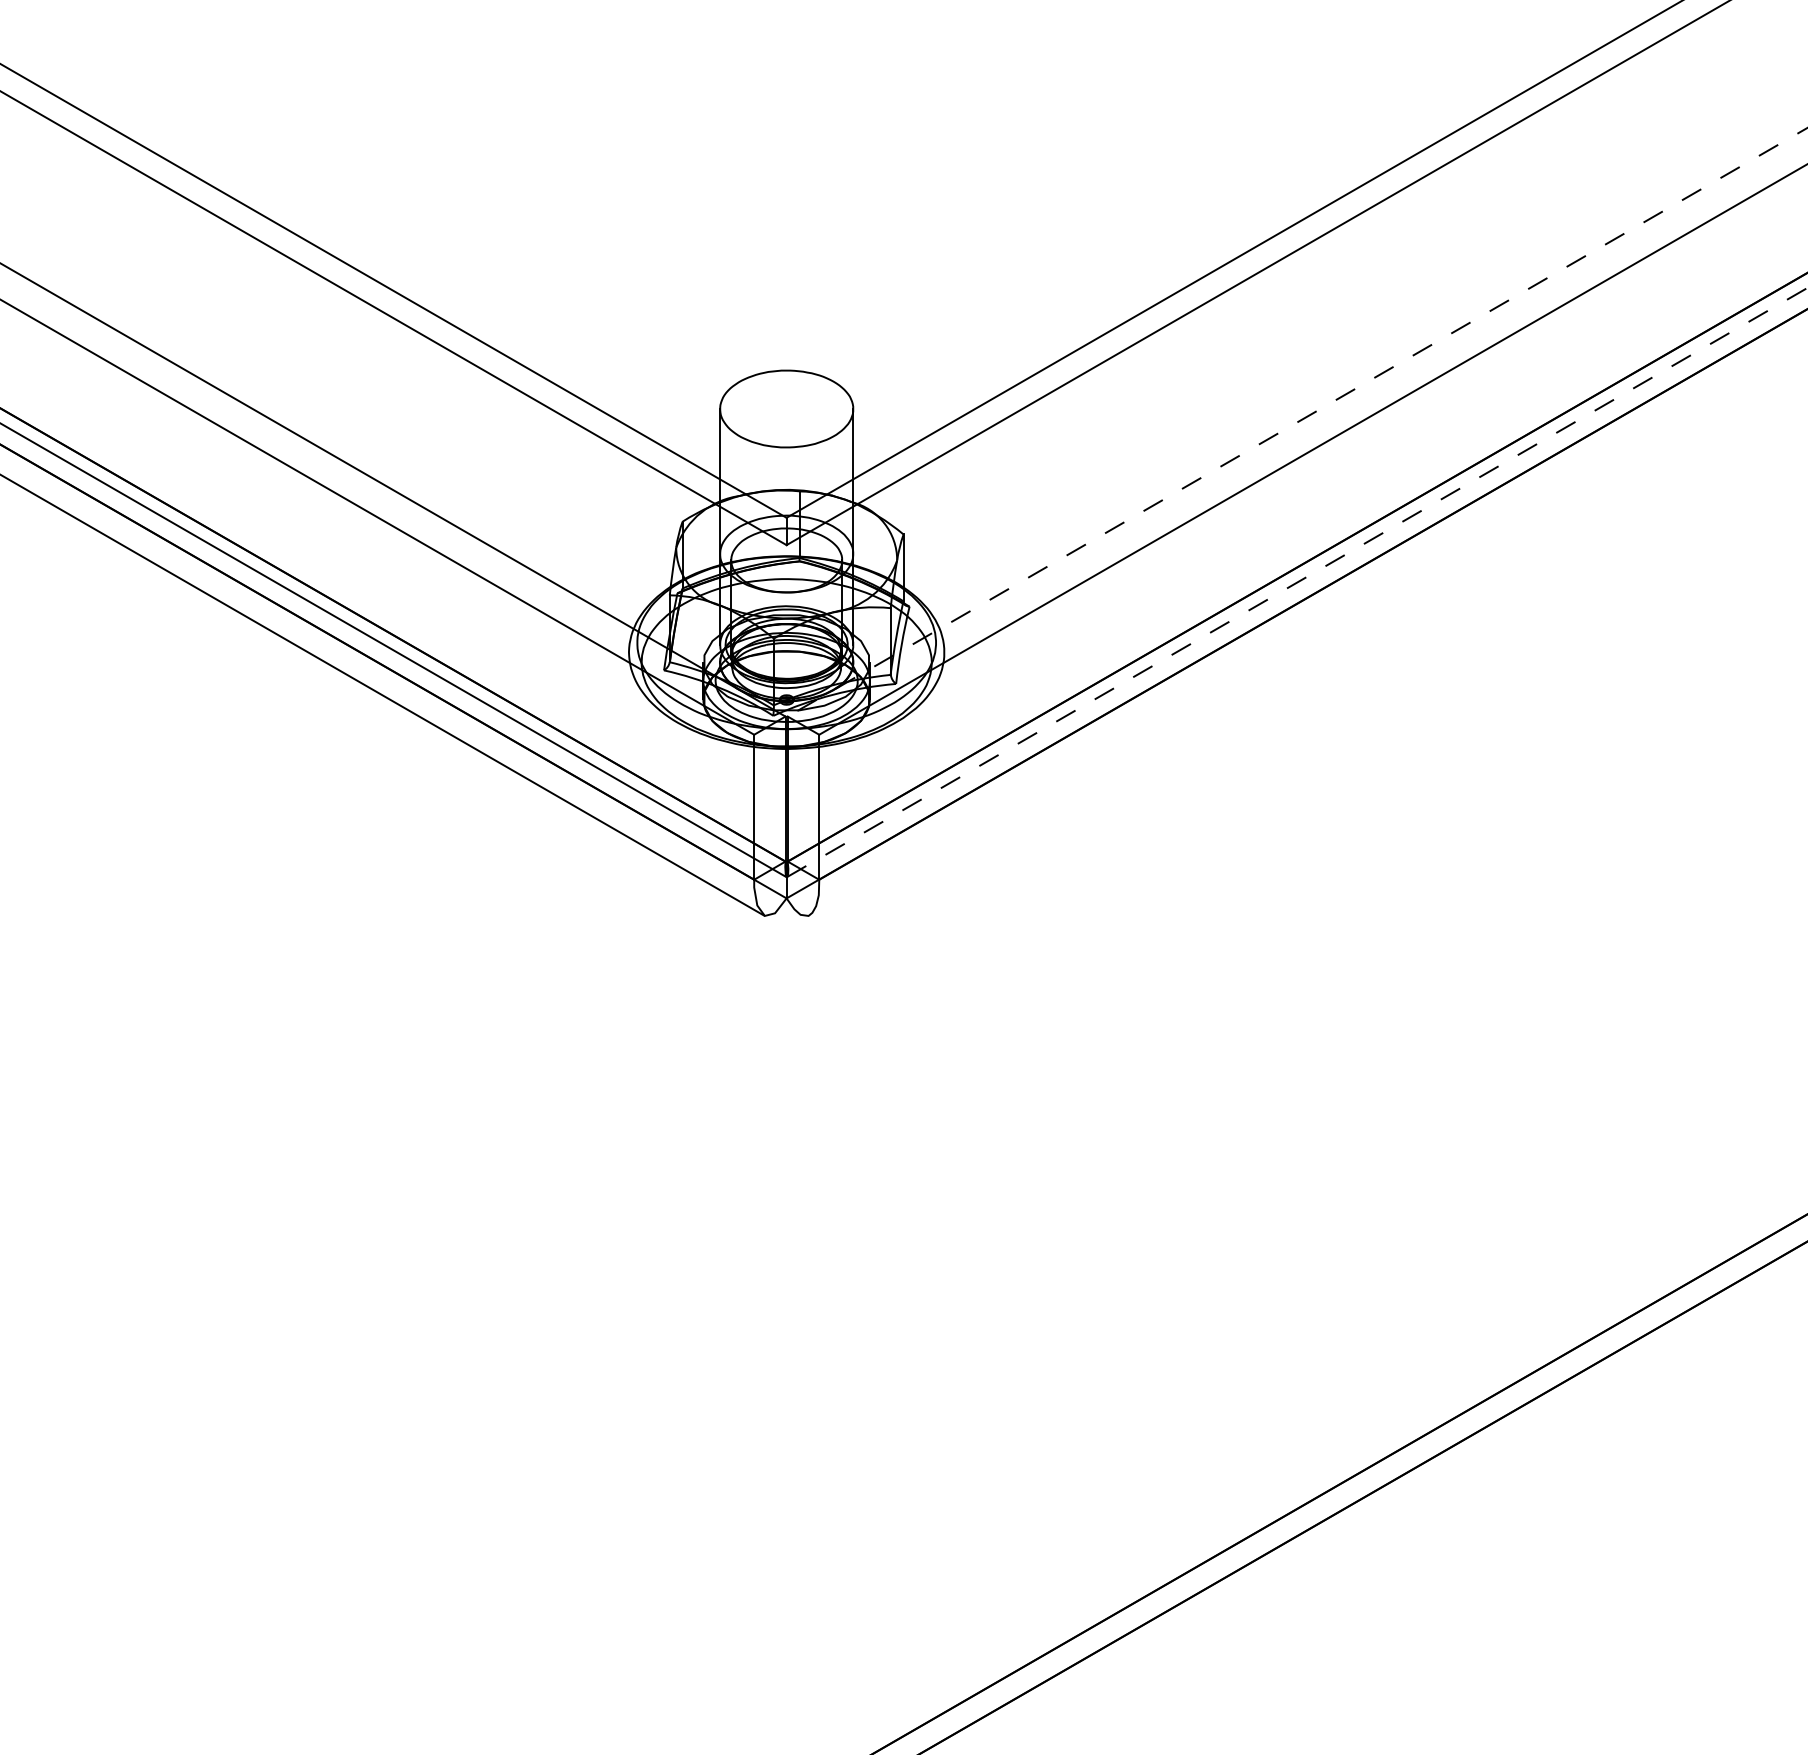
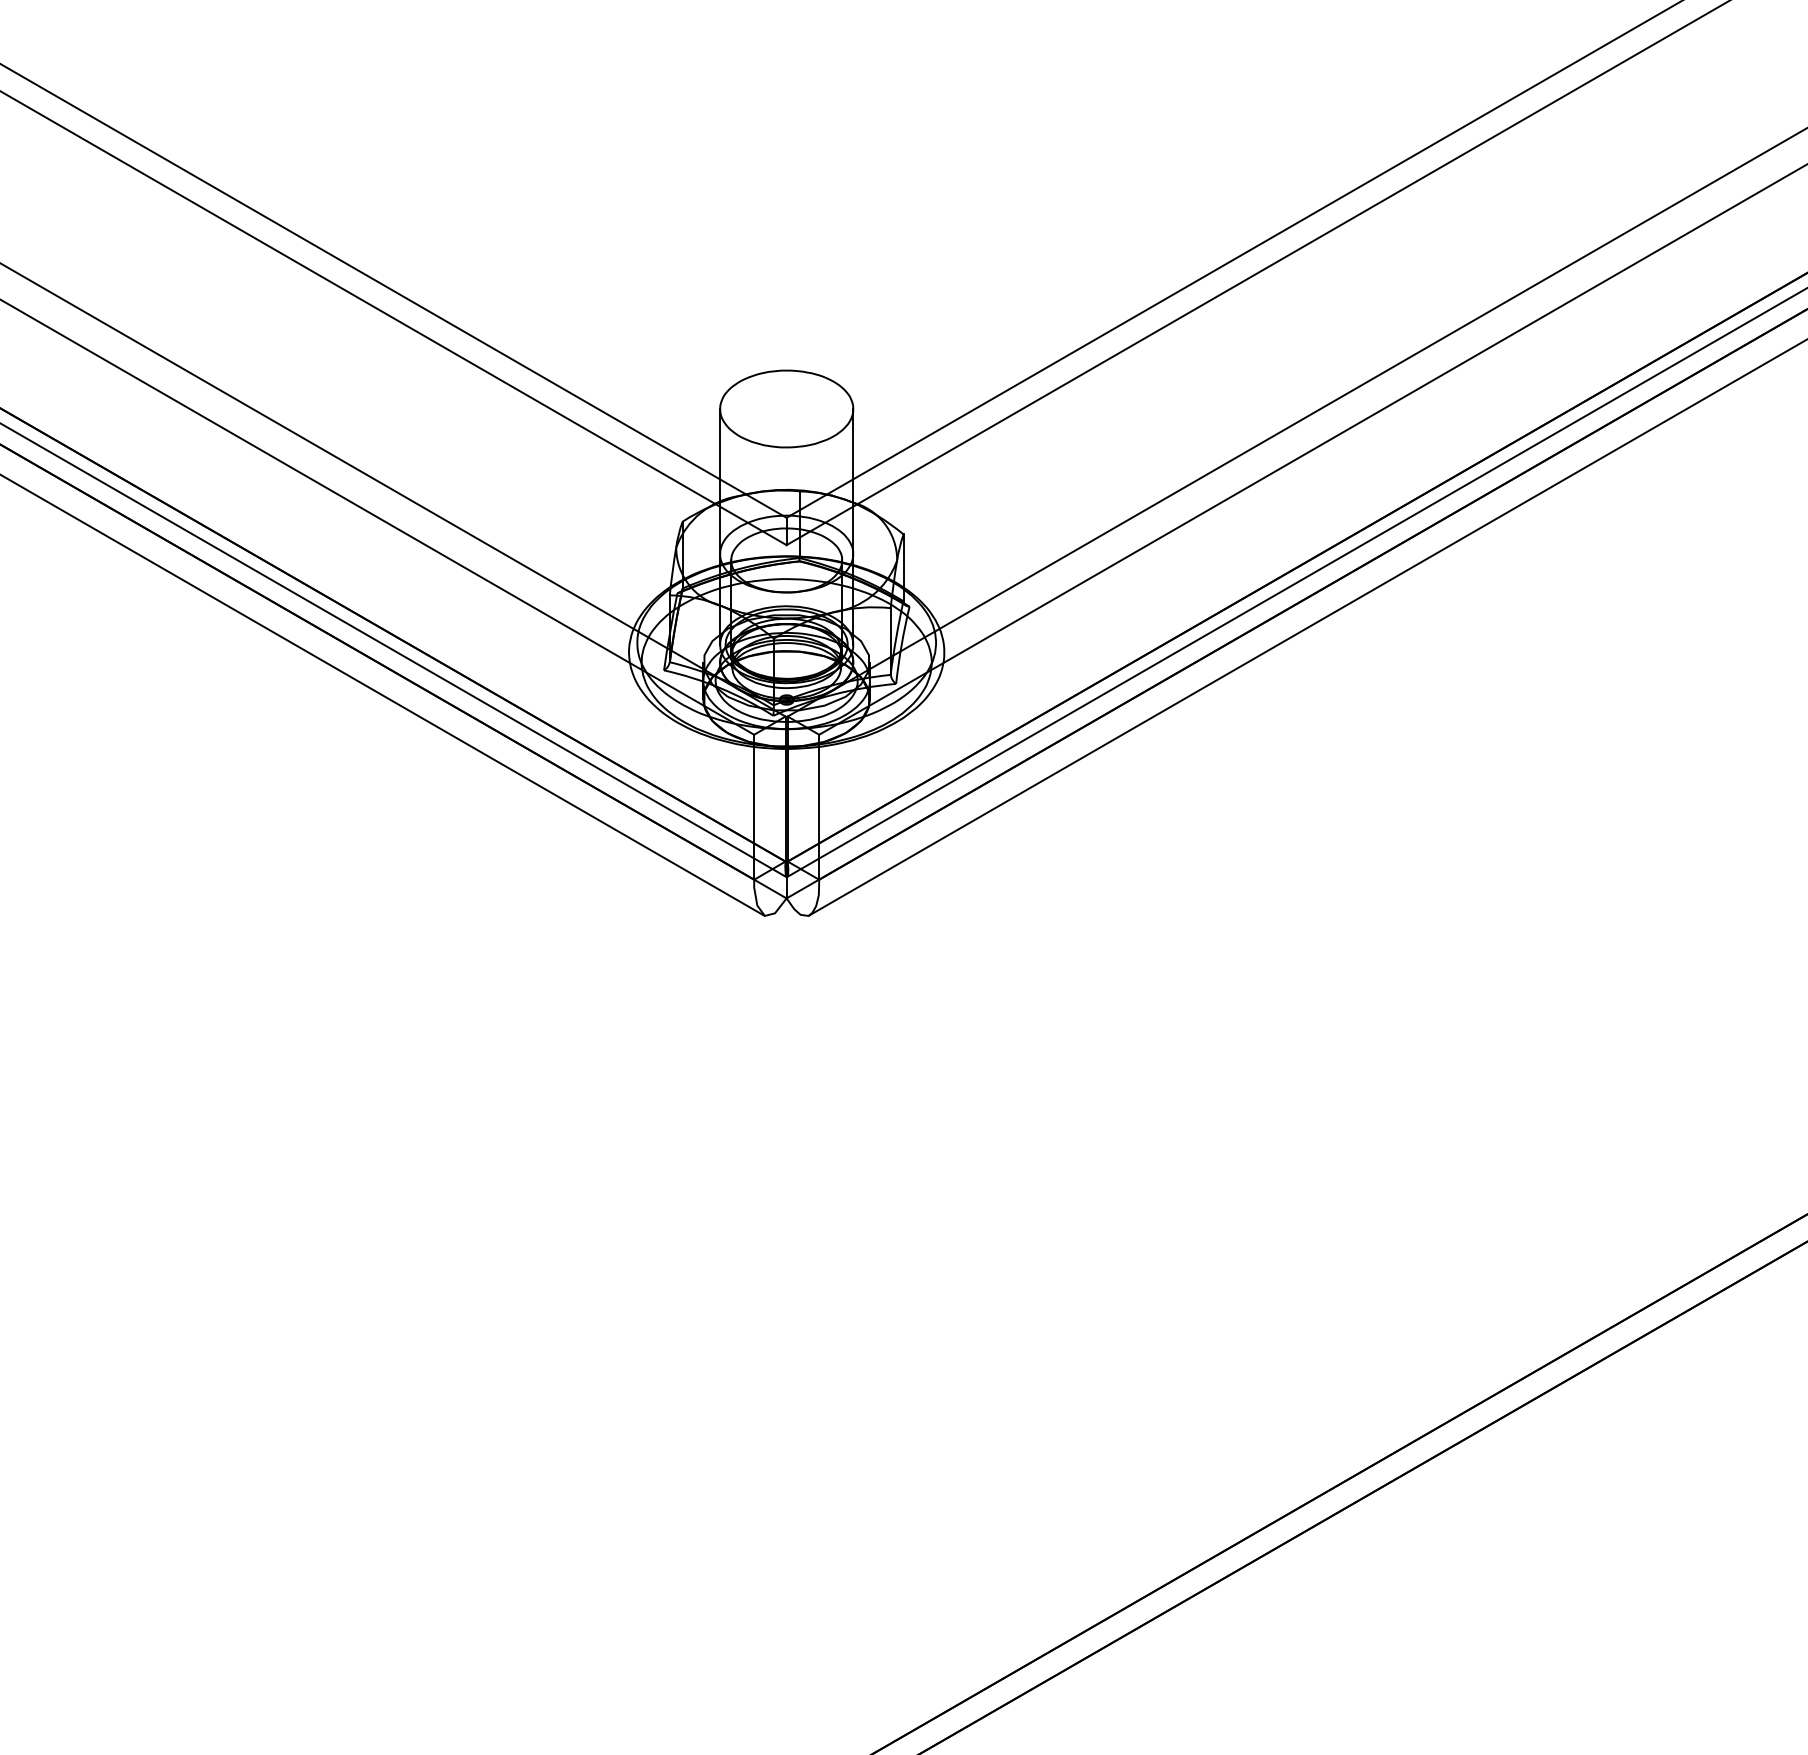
line: dashed -> solid (1297, 422)
line: dashed -> solid (1297, 582)
line: none -> present (1306, 627)
